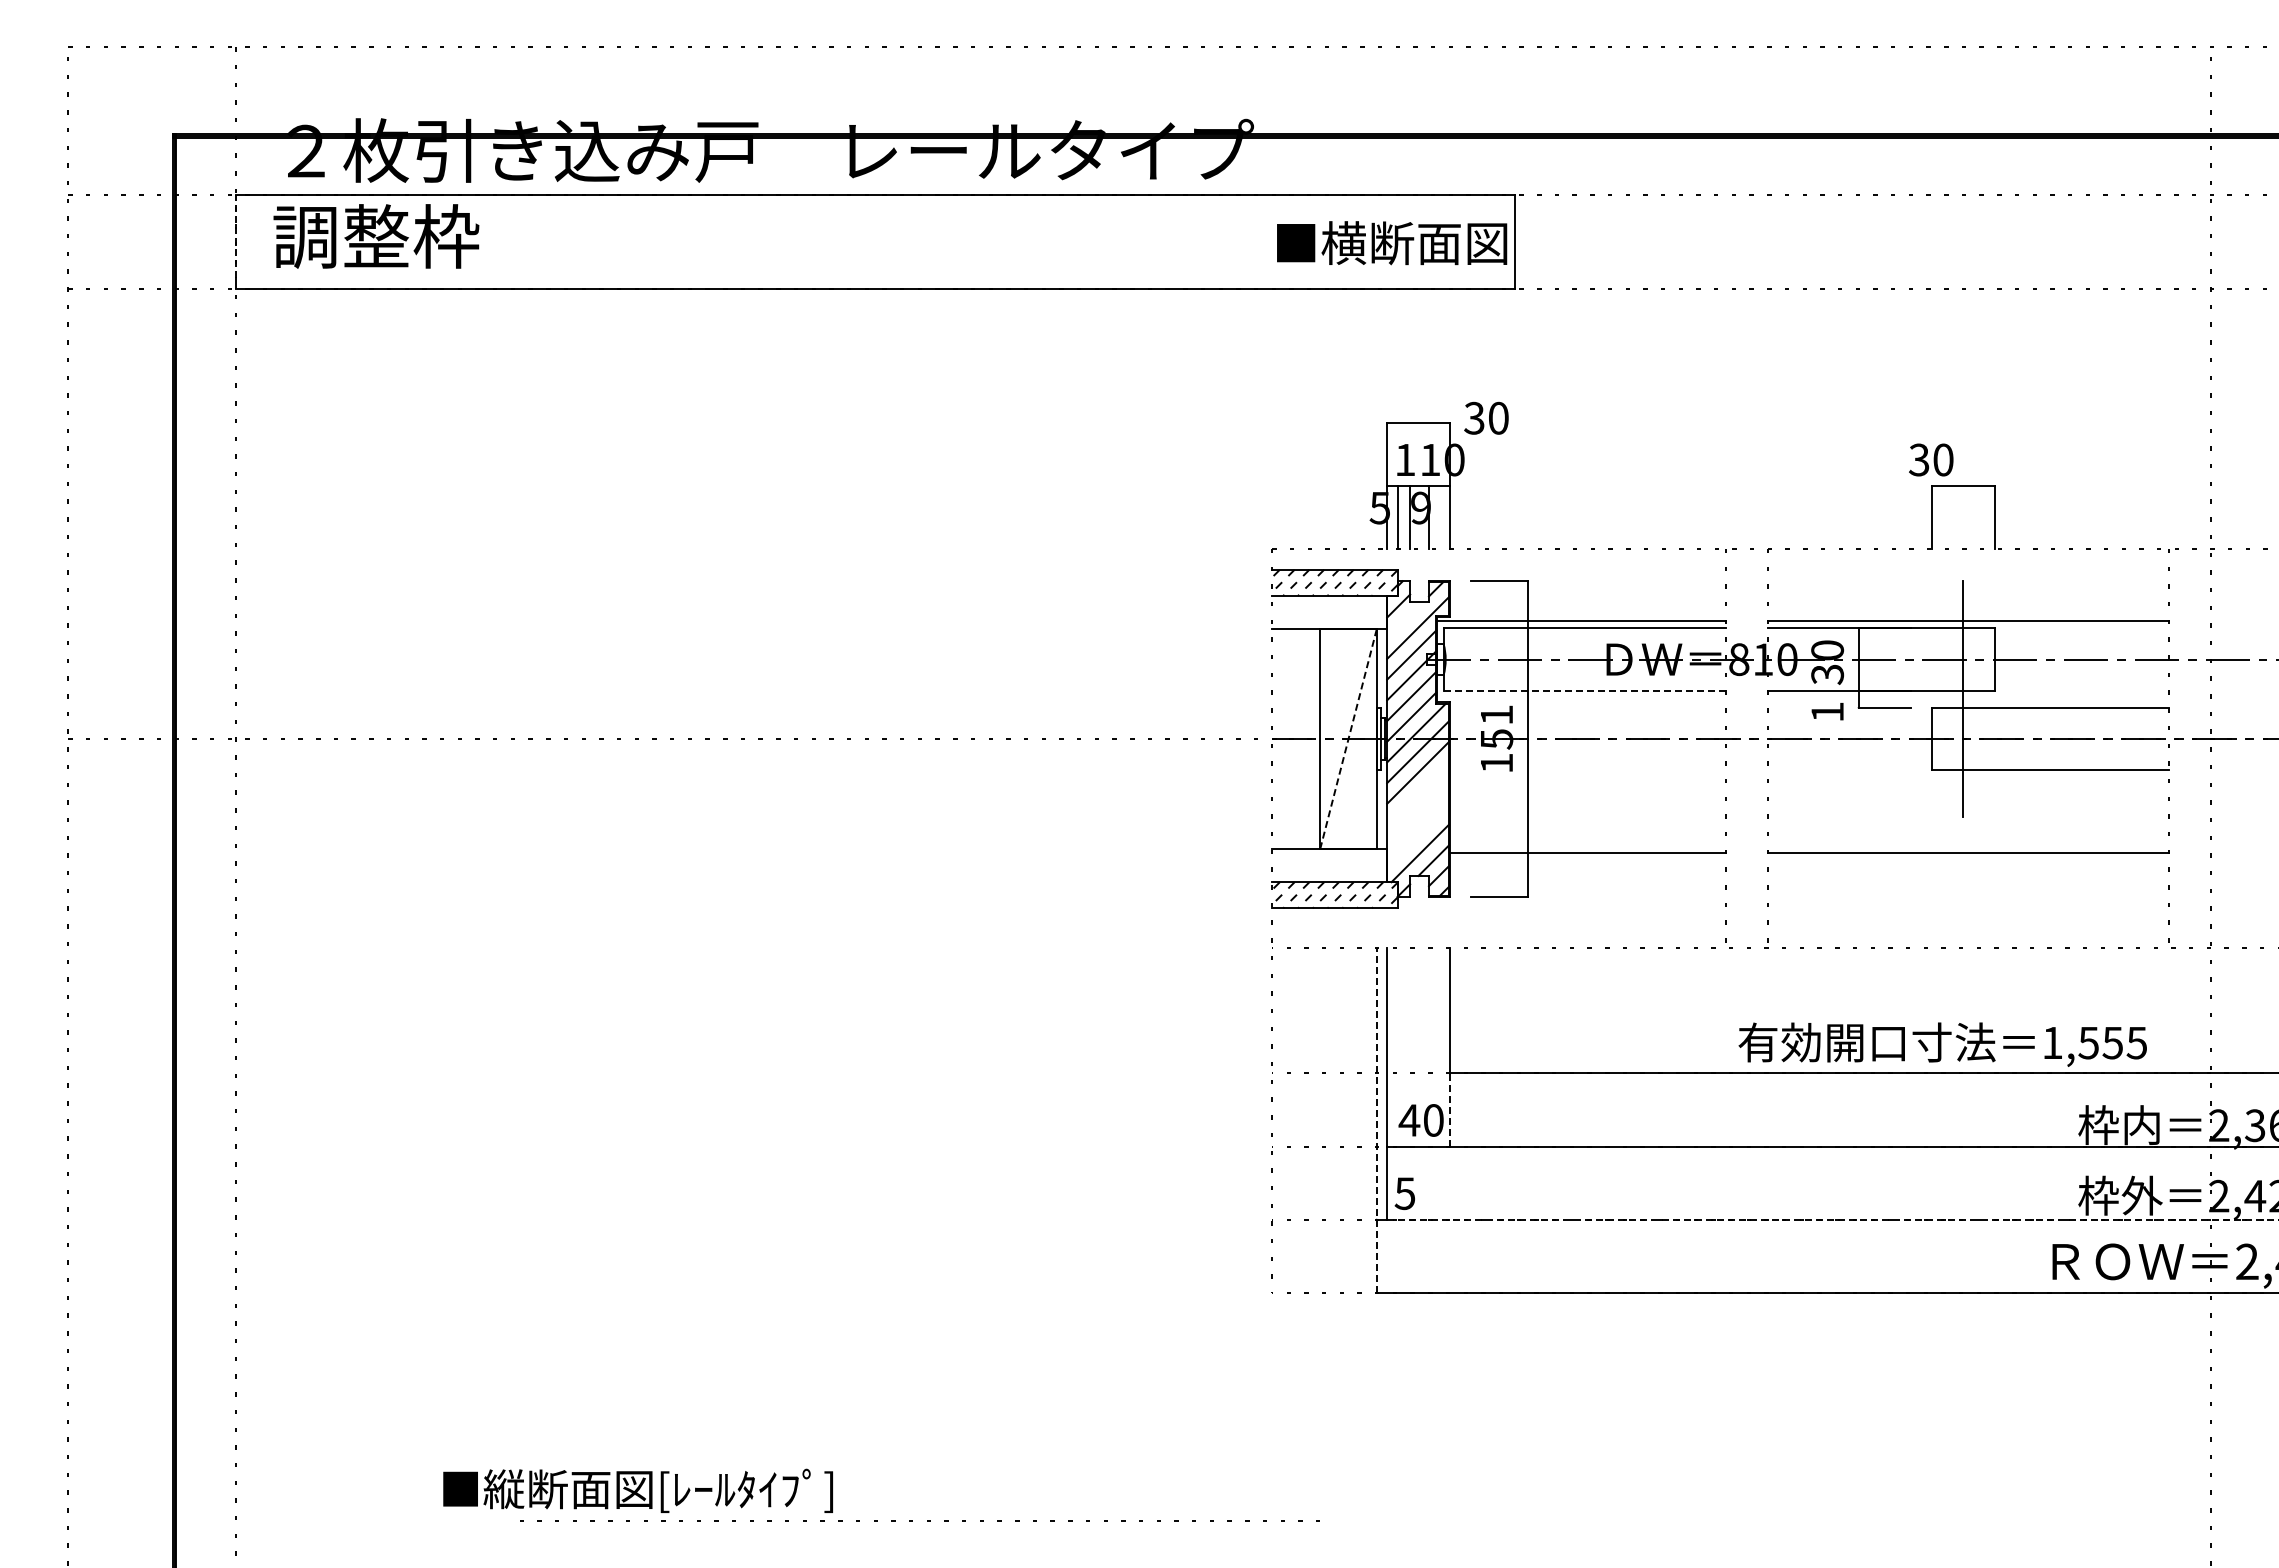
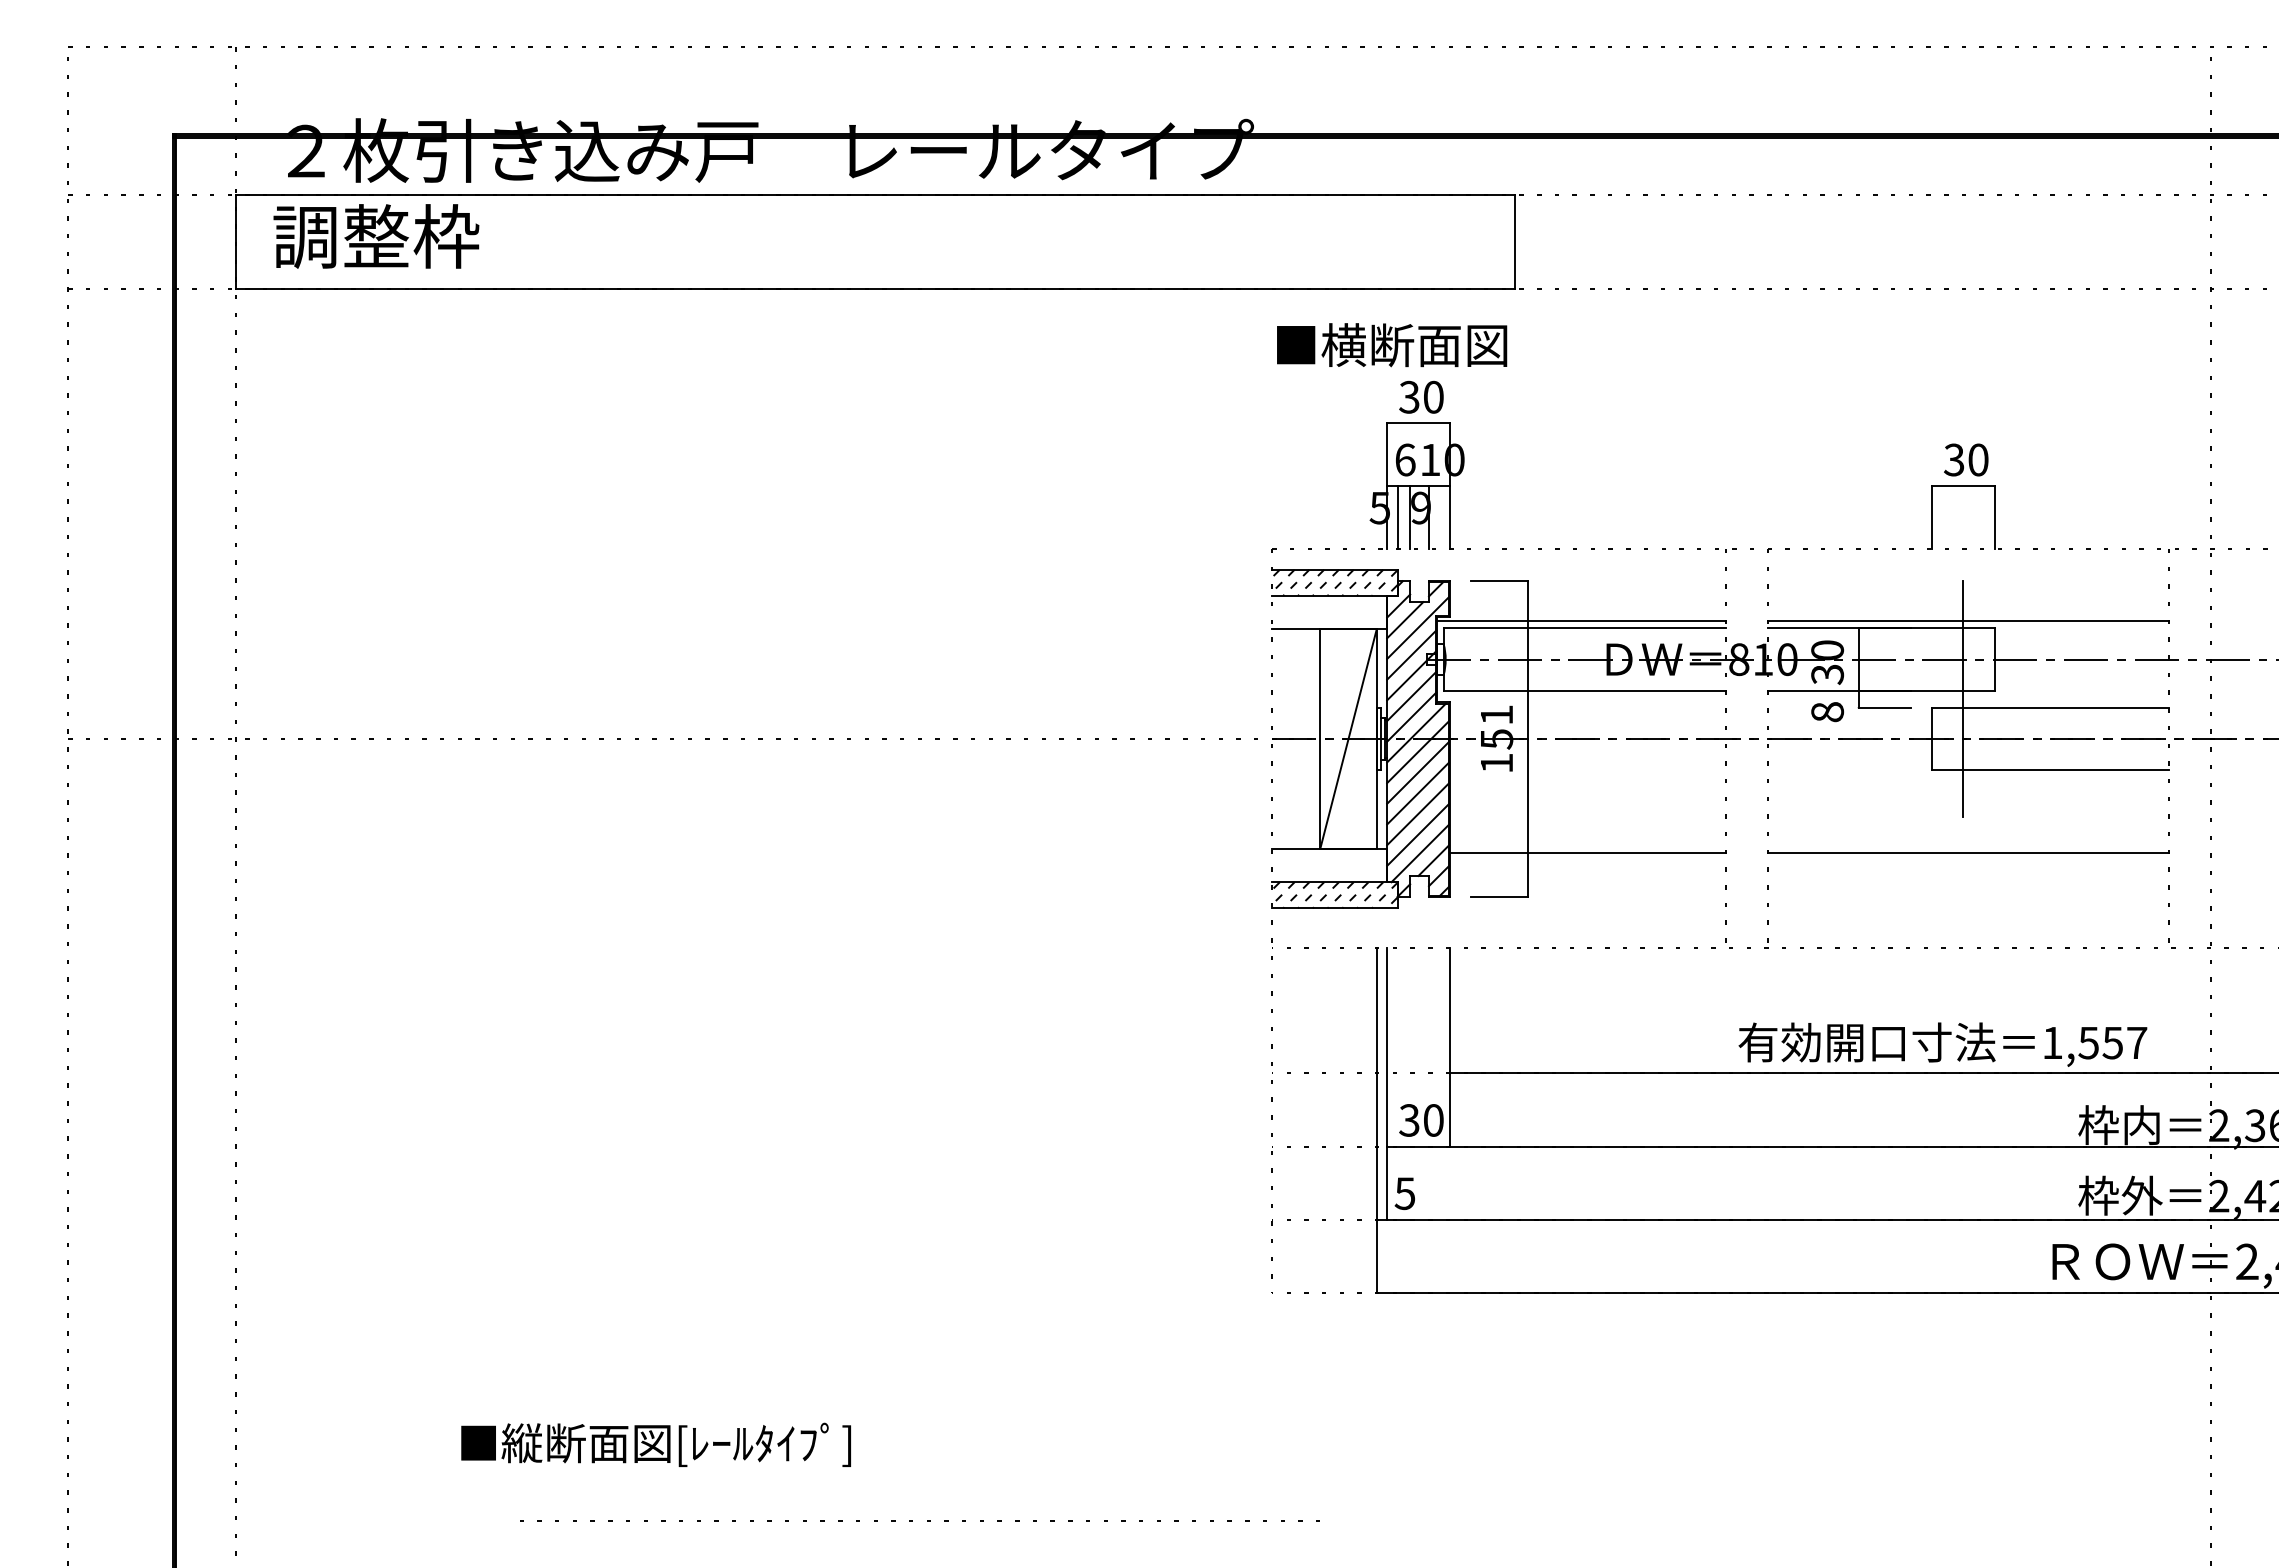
line: dashed -> solid (235, 241)
text position: (1392, 243) -> (1392, 345) (1392, 345)
text position: (1486, 417) -> (1421, 396) (1421, 396)
text: 1 -> 6 (1405, 459)
text position: (1931, 459) -> (1966, 459) (1966, 459)
line: none -> present (1405, 620)
line: dashed -> solid (1585, 690)
text: 1 -> 8 (1827, 712)
line: dashed -> solid (1348, 739)
line: none -> present (1417, 793)
line: none -> present (1417, 814)
line: none -> present (1417, 834)
text: 1,555 -> 1,557 (2136, 1043)
line: dashed -> solid (1449, 1110)
line: dashed -> solid (1376, 1119)
text: 40 -> 30 (1409, 1120)
line: dashed -> solid (1833, 1219)
text position: (637, 1490) -> (655, 1444) (655, 1444)
